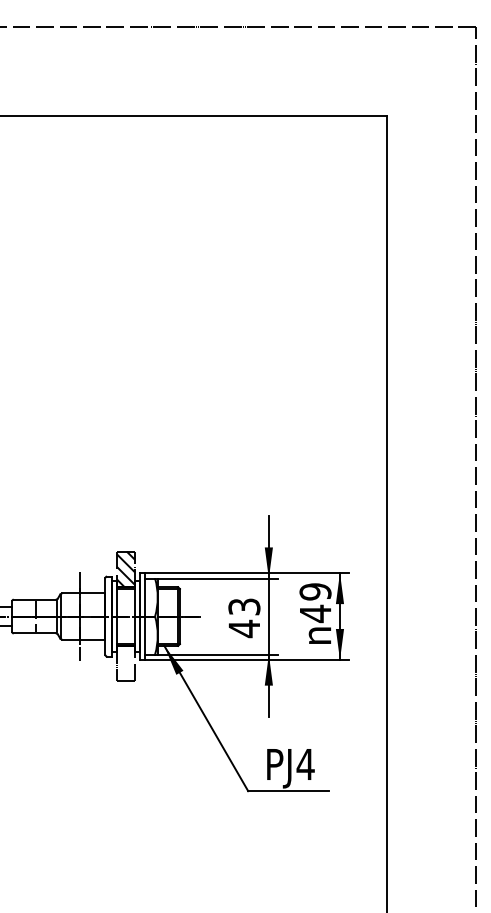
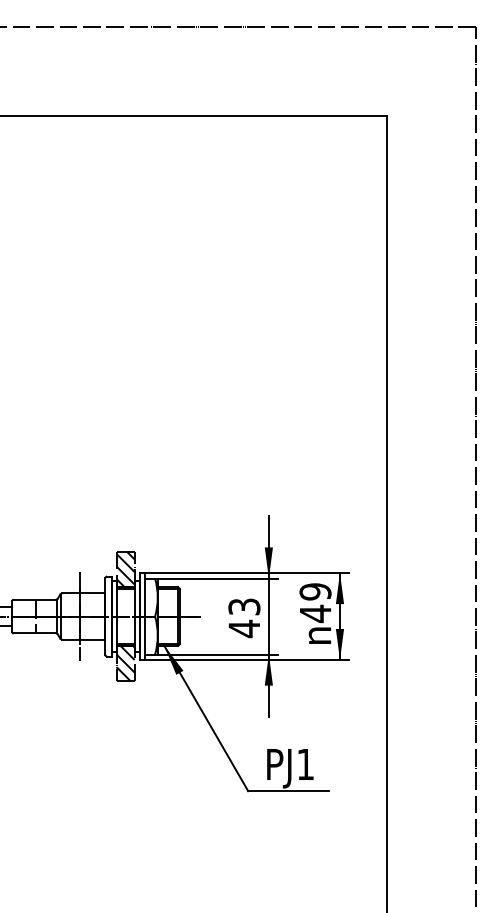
hatch: none -> present (125, 663)
text: PJ4 -> PJ1 (305, 764)
